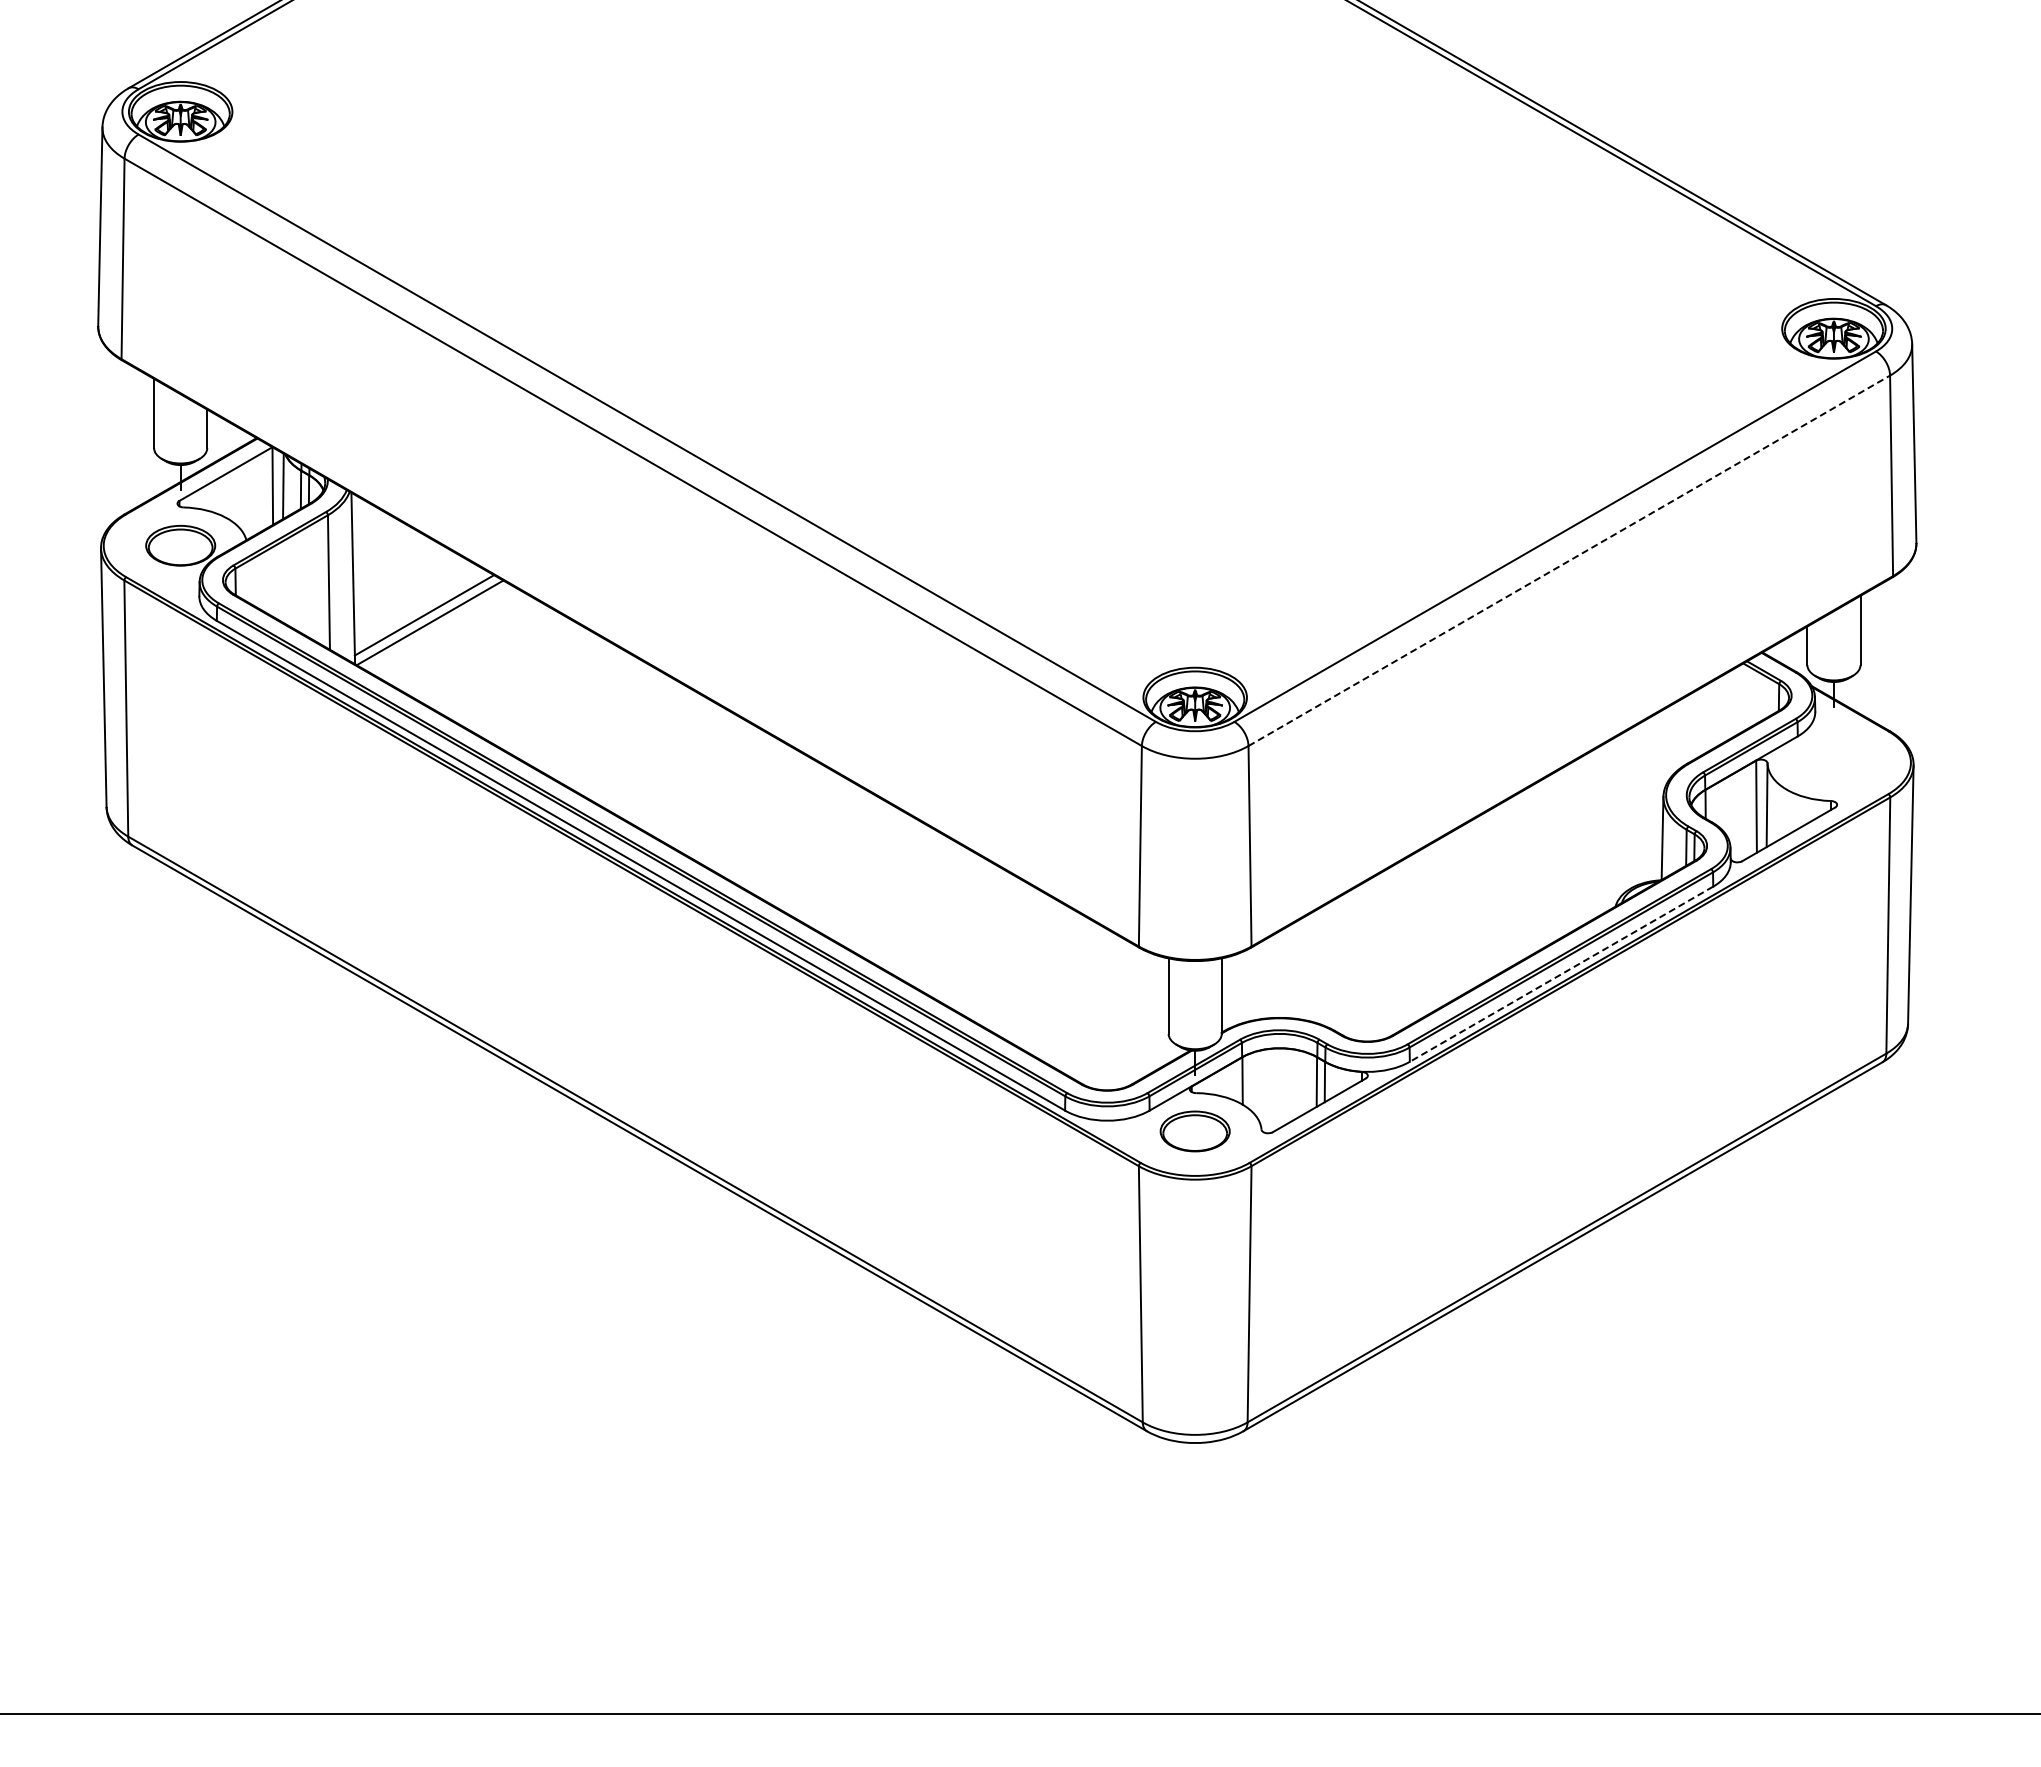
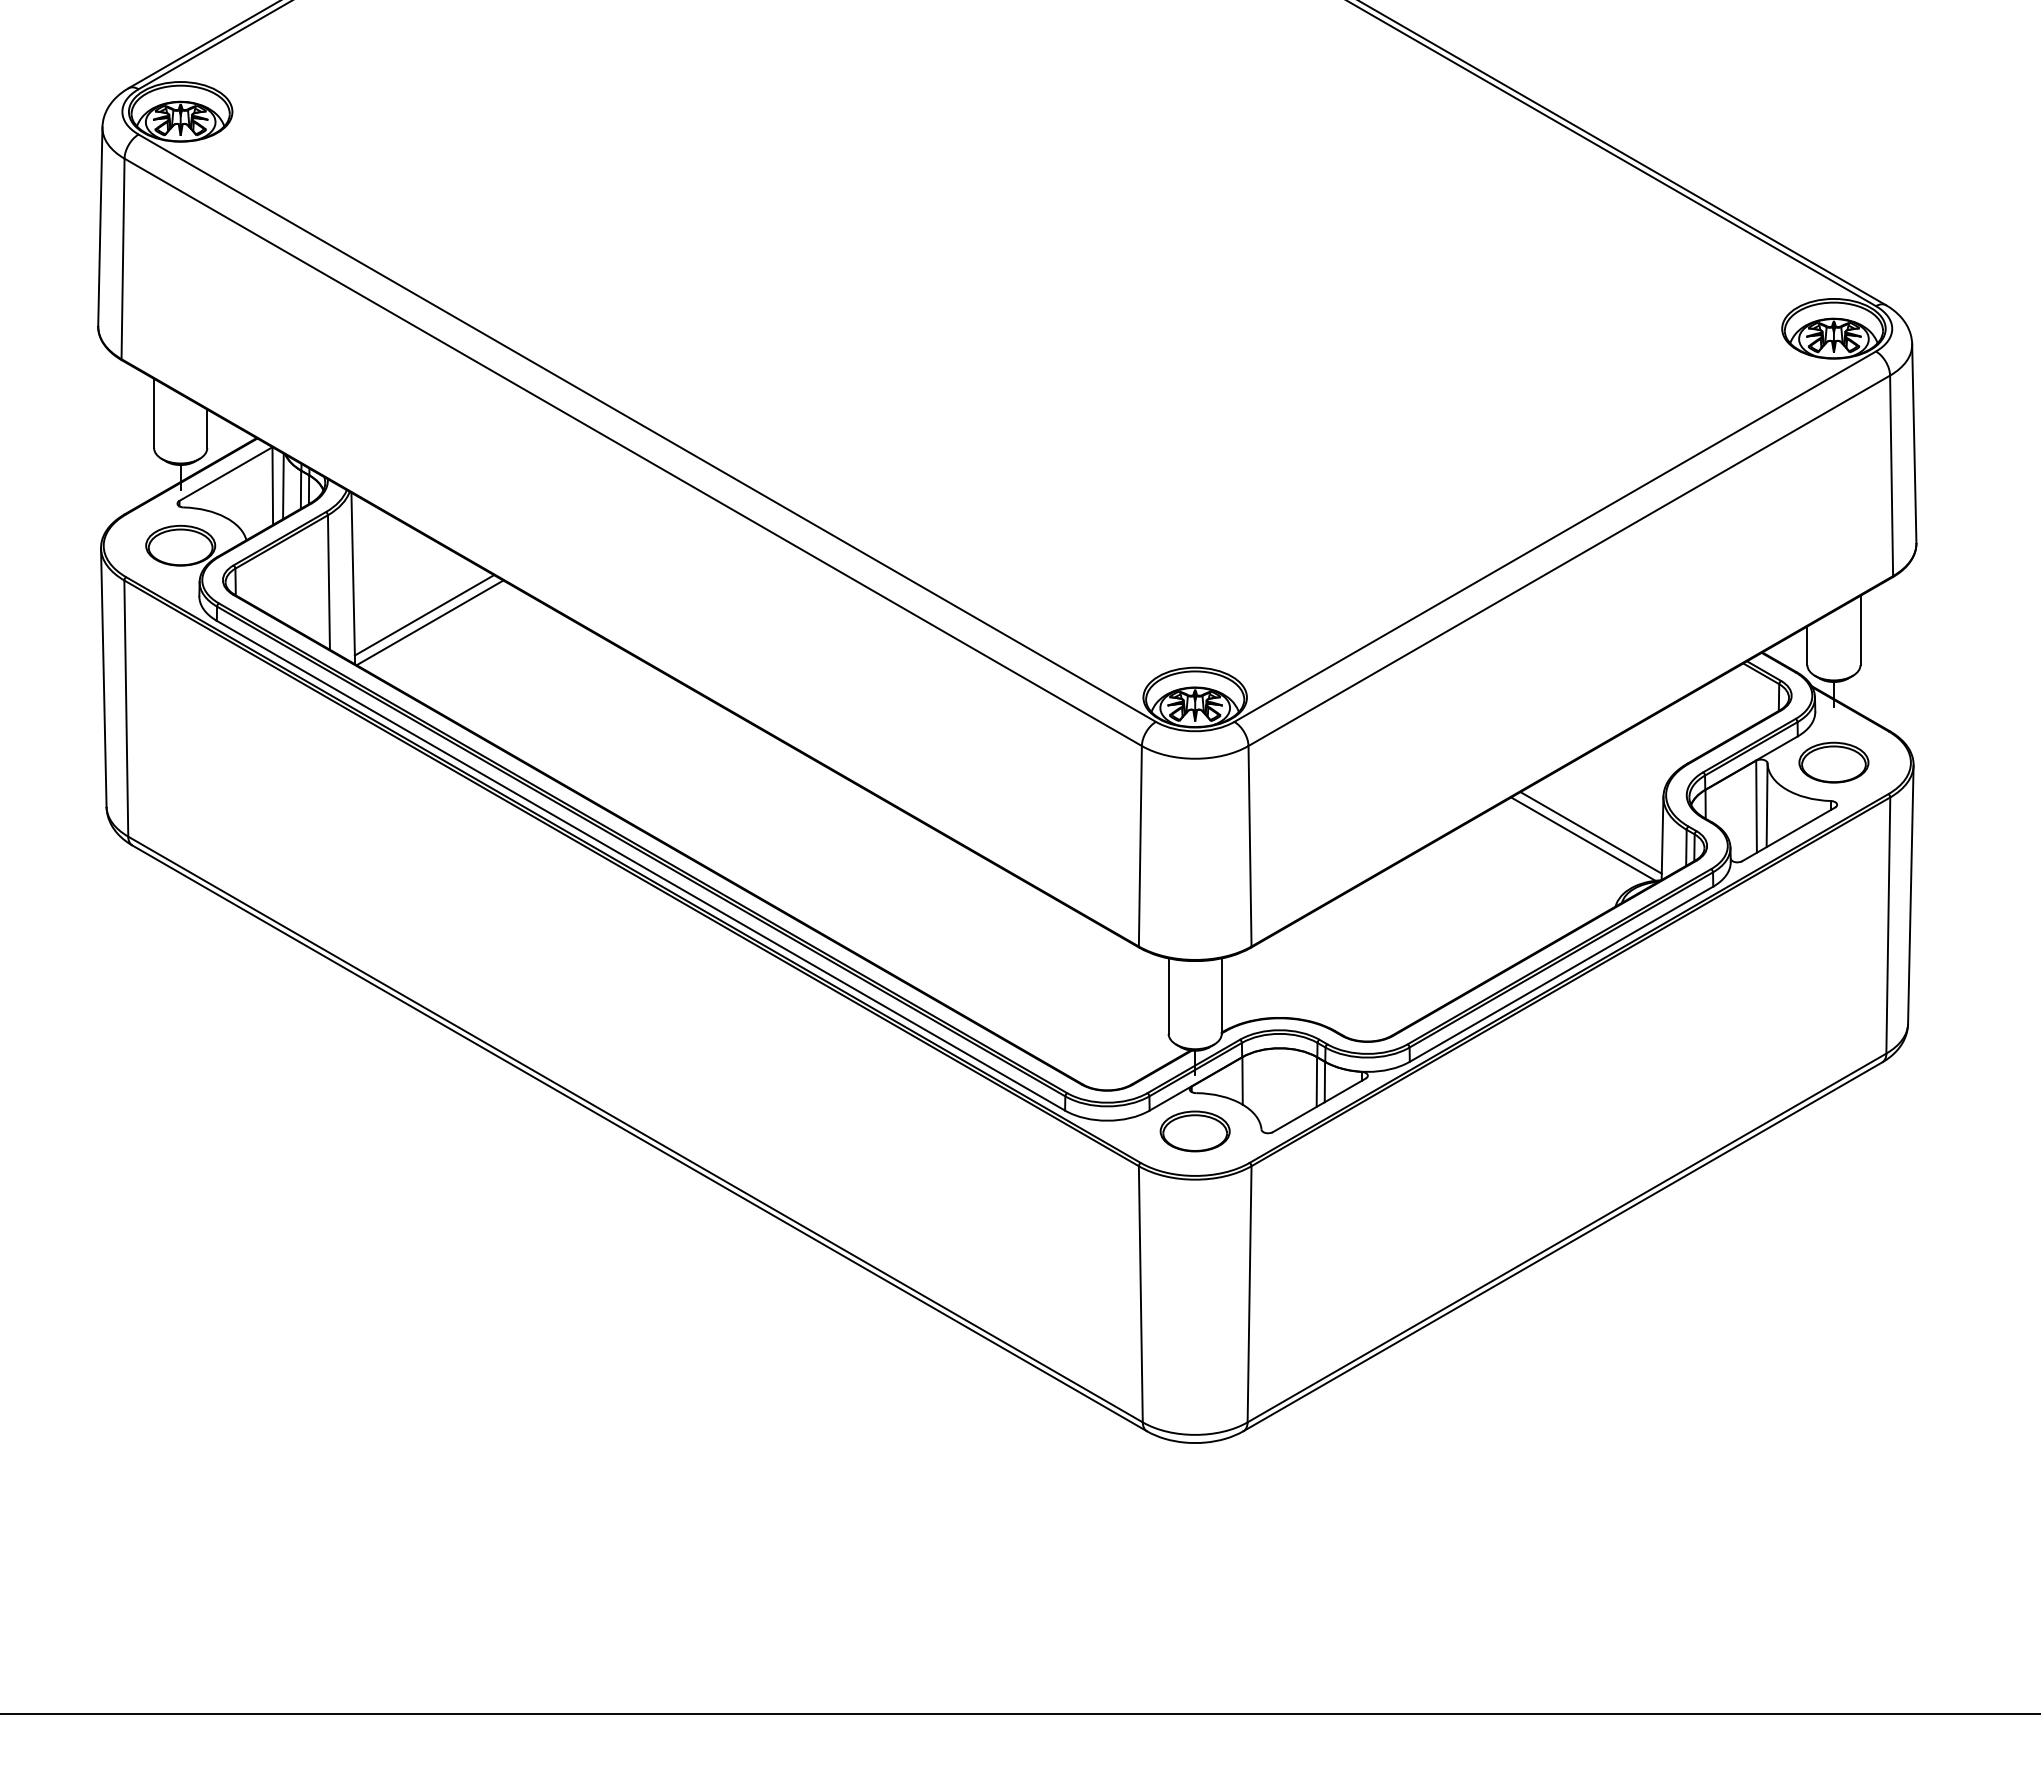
line: dashed -> solid (1569, 560)
part: none -> present (1833, 762)
line: none -> present (1590, 832)
line: none -> present (1583, 838)
line: dashed -> solid (1561, 974)
